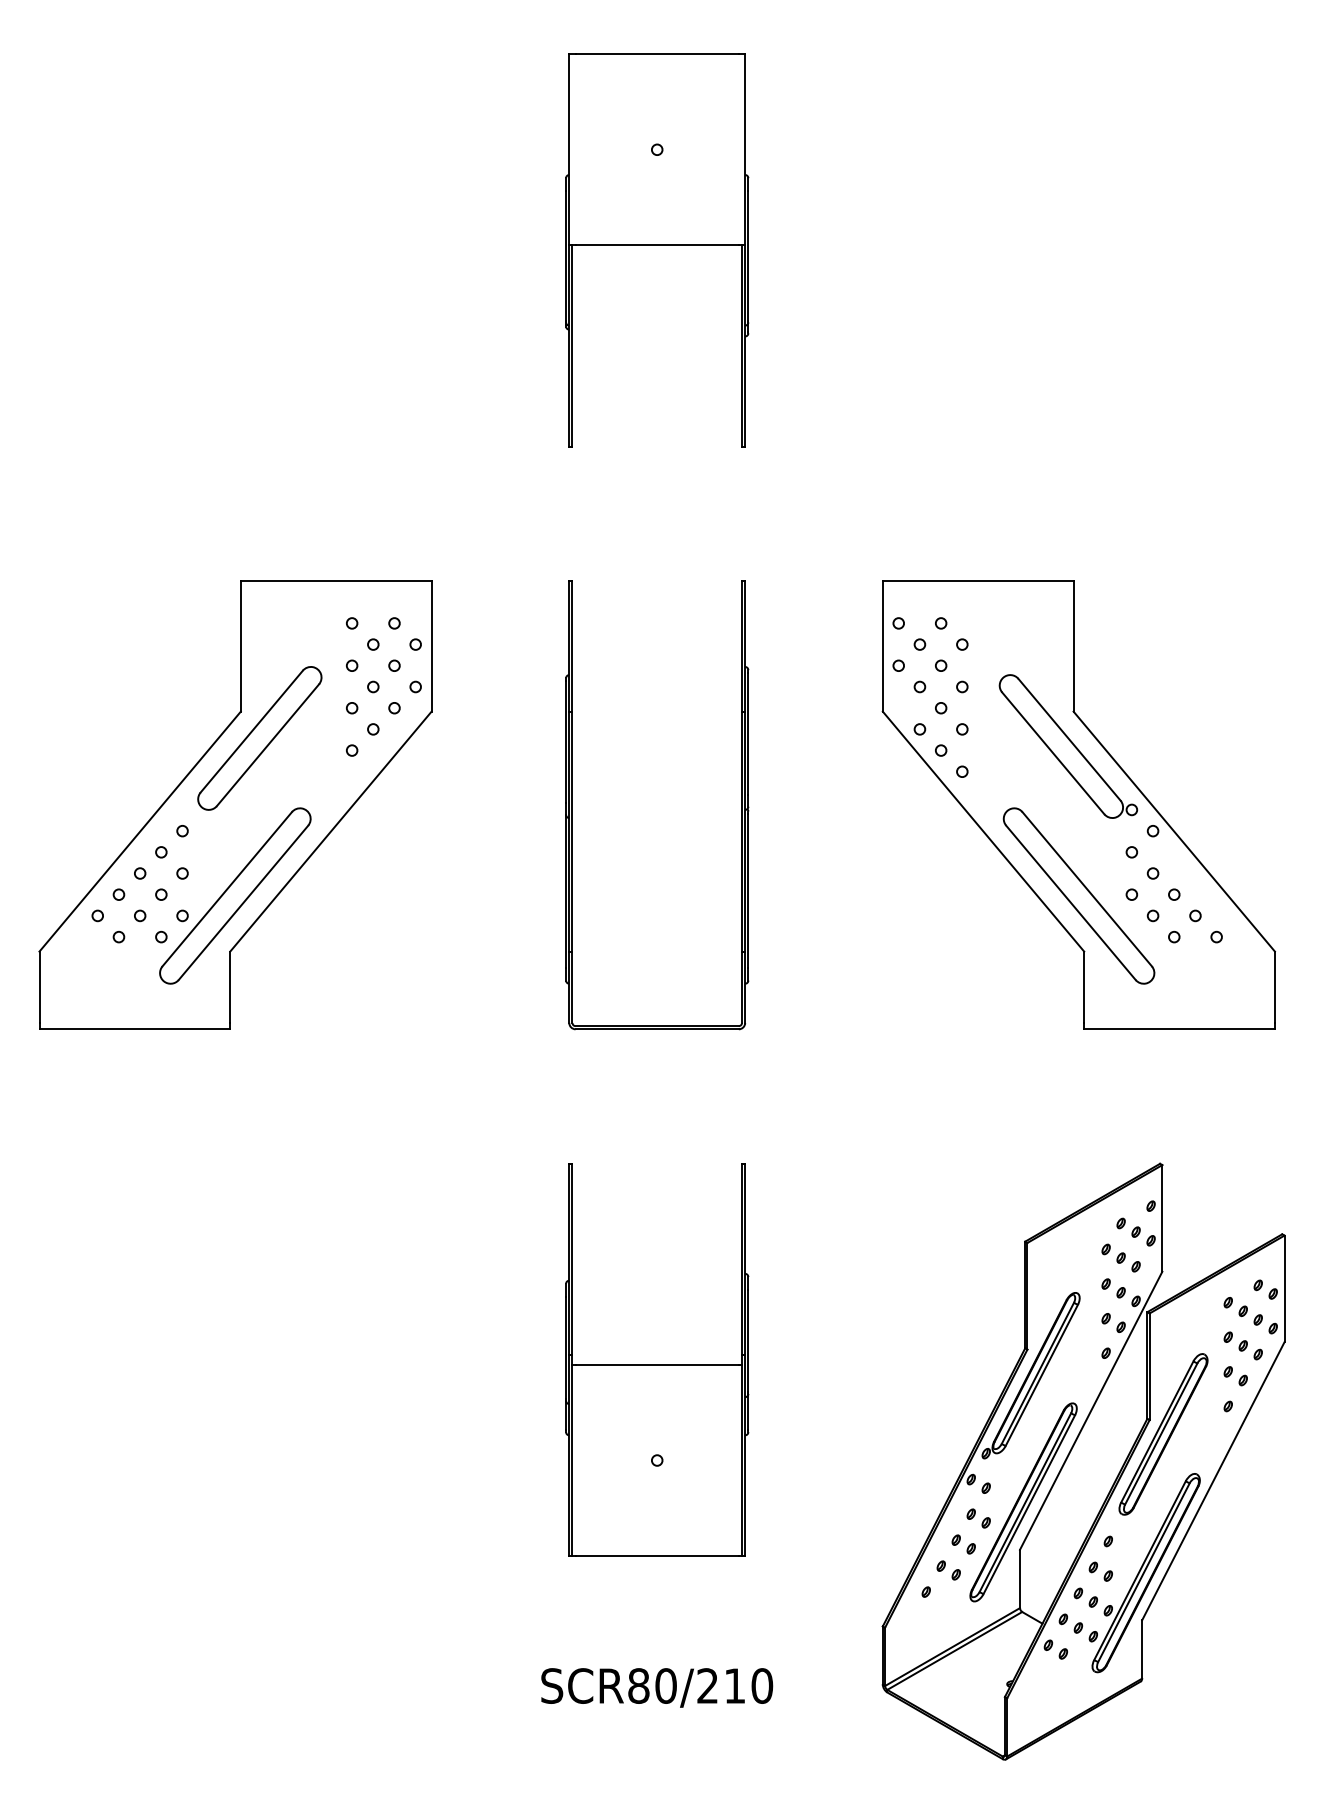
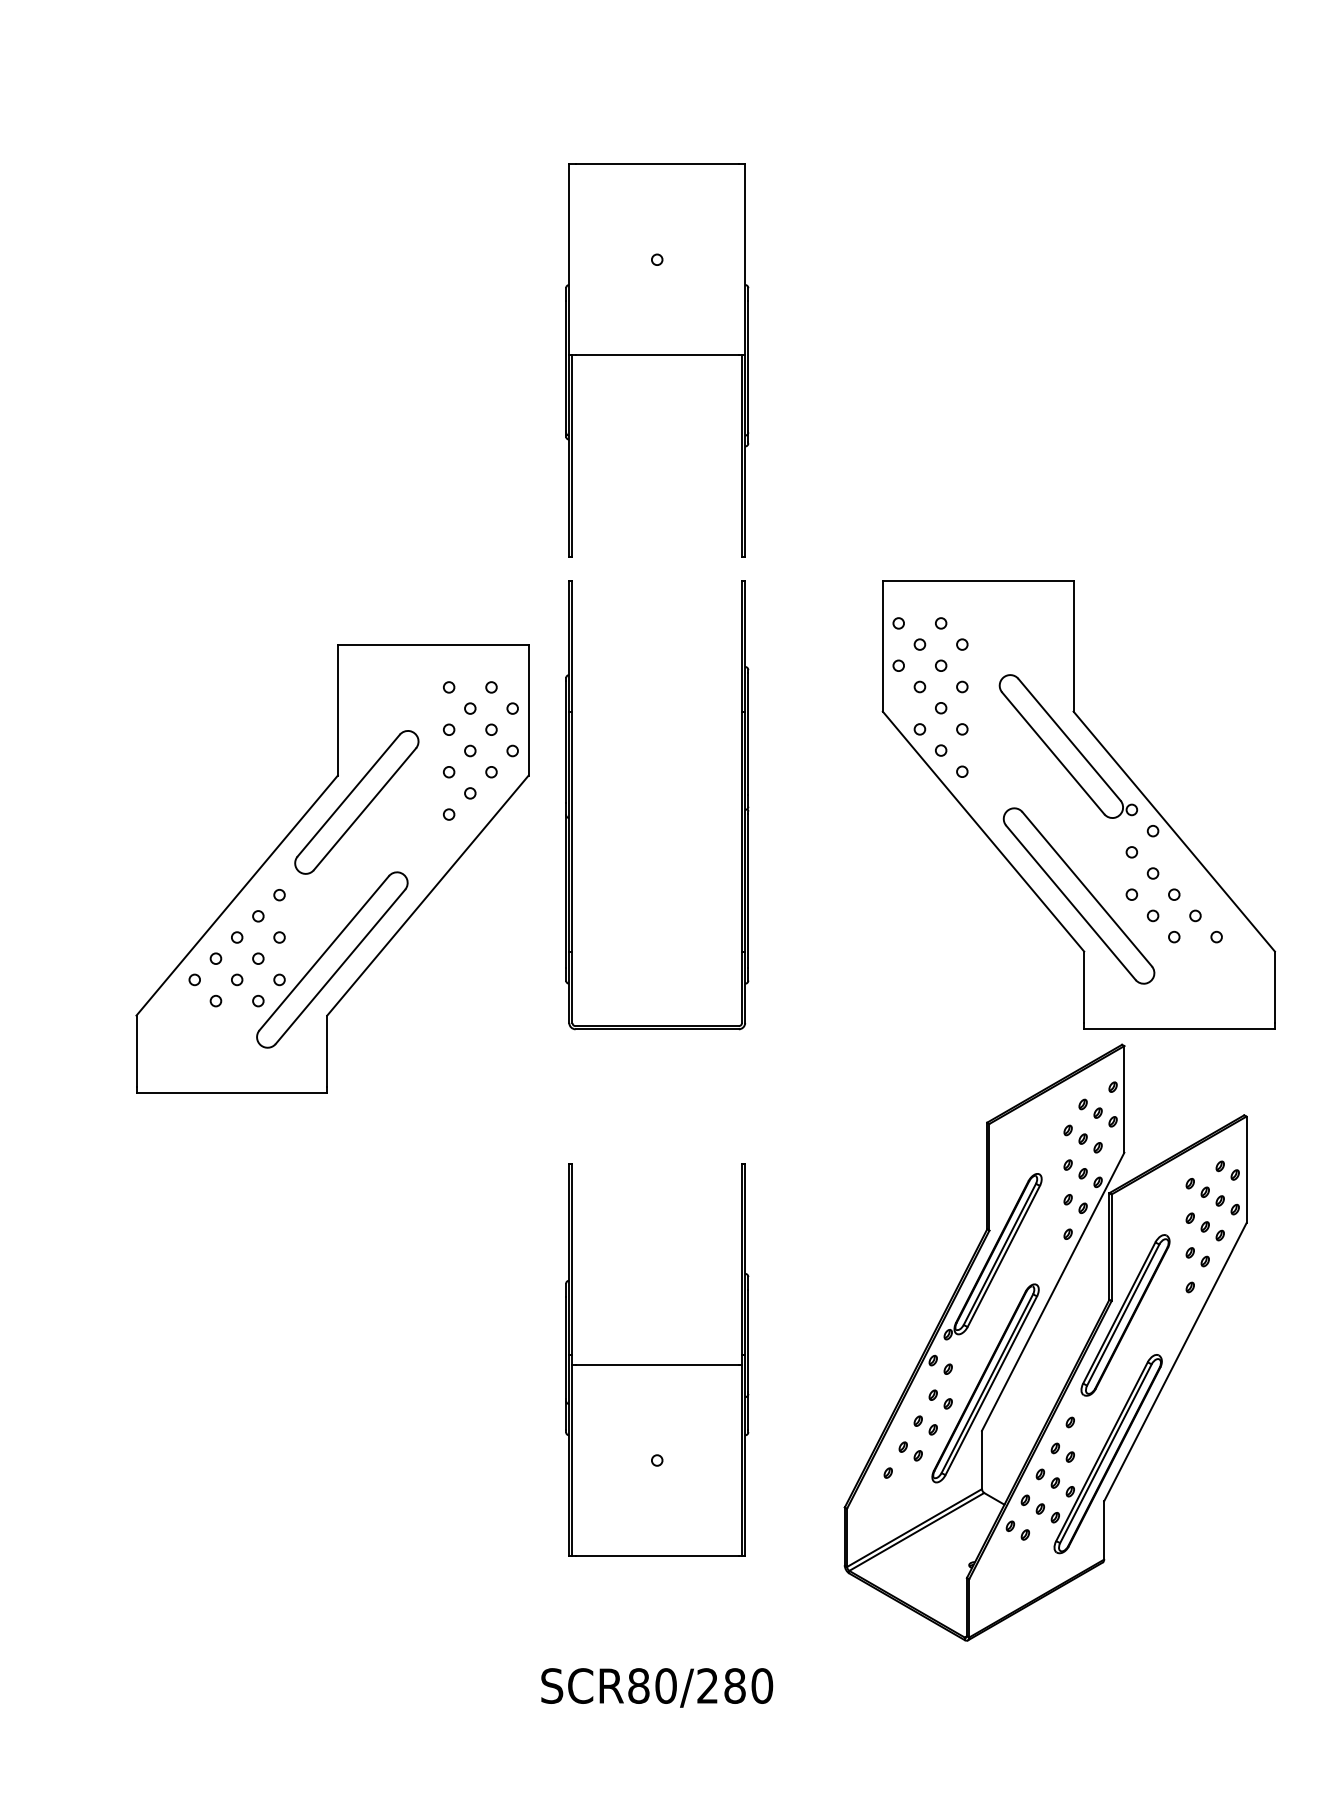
part position: (657, 250) -> (657, 360) (657, 360)
part position: (235, 804) -> (332, 868) (332, 868)
part position: (1069, 1455) -> (1031, 1336) (1031, 1336)
text: SCR80/210 -> SCR80/280 (734, 1685)
